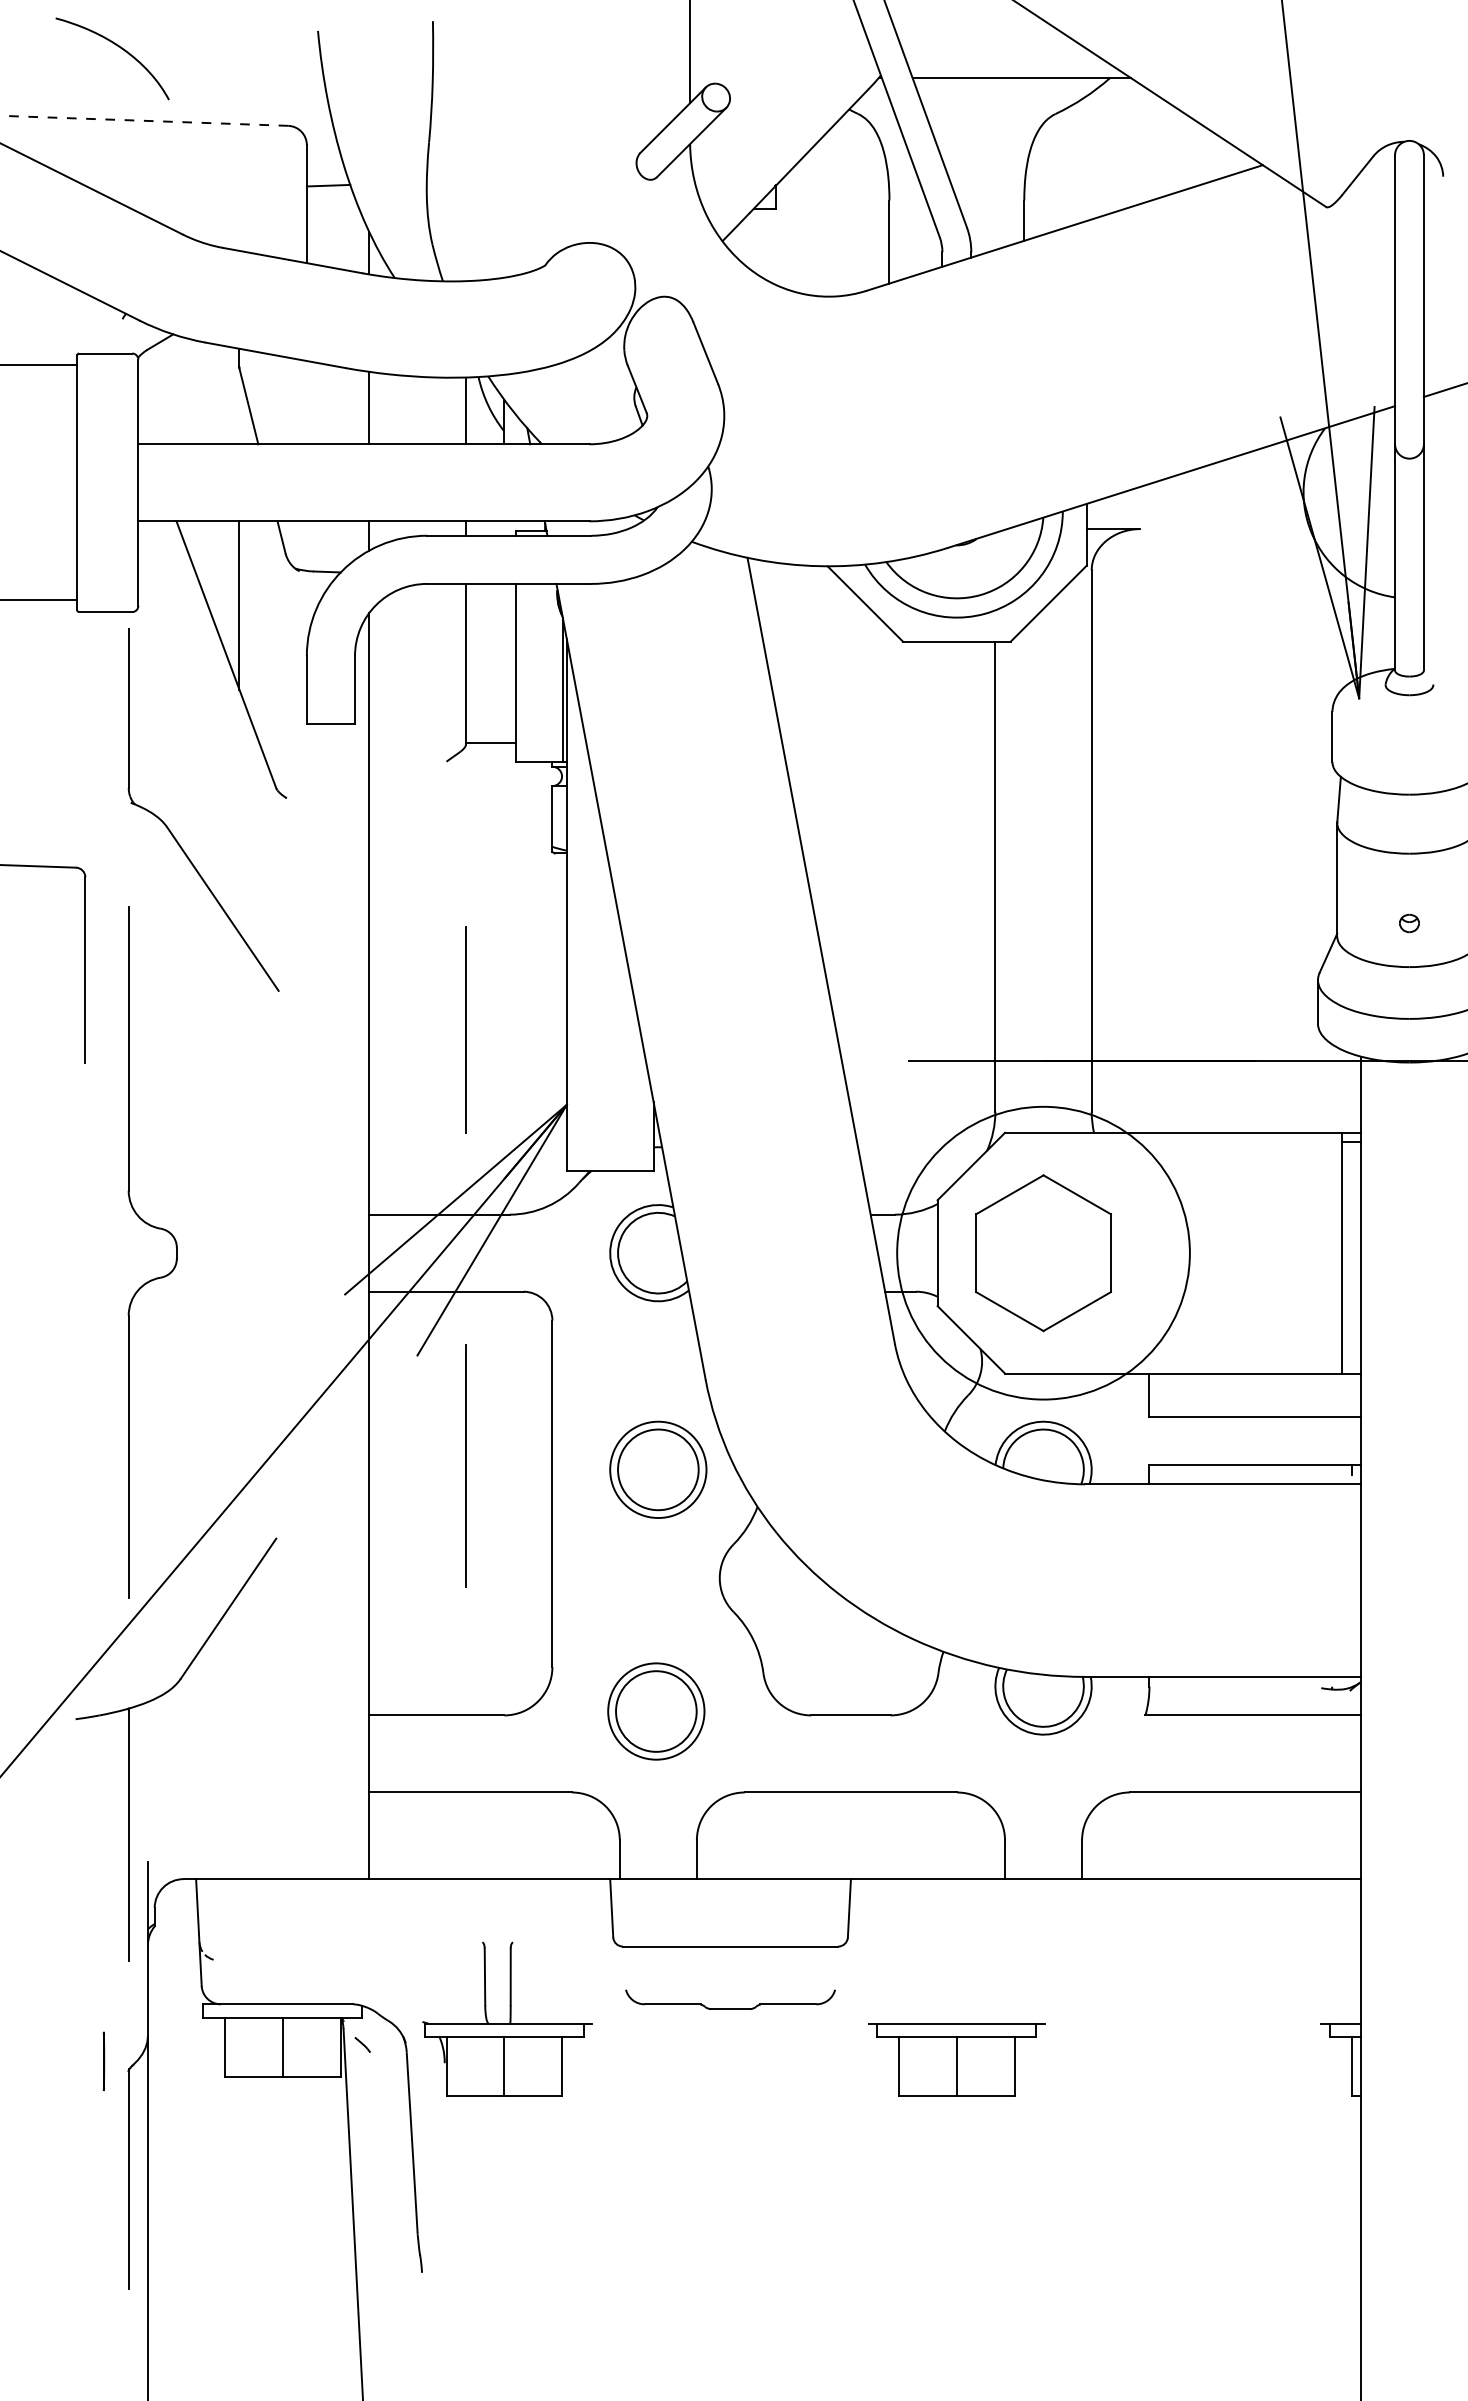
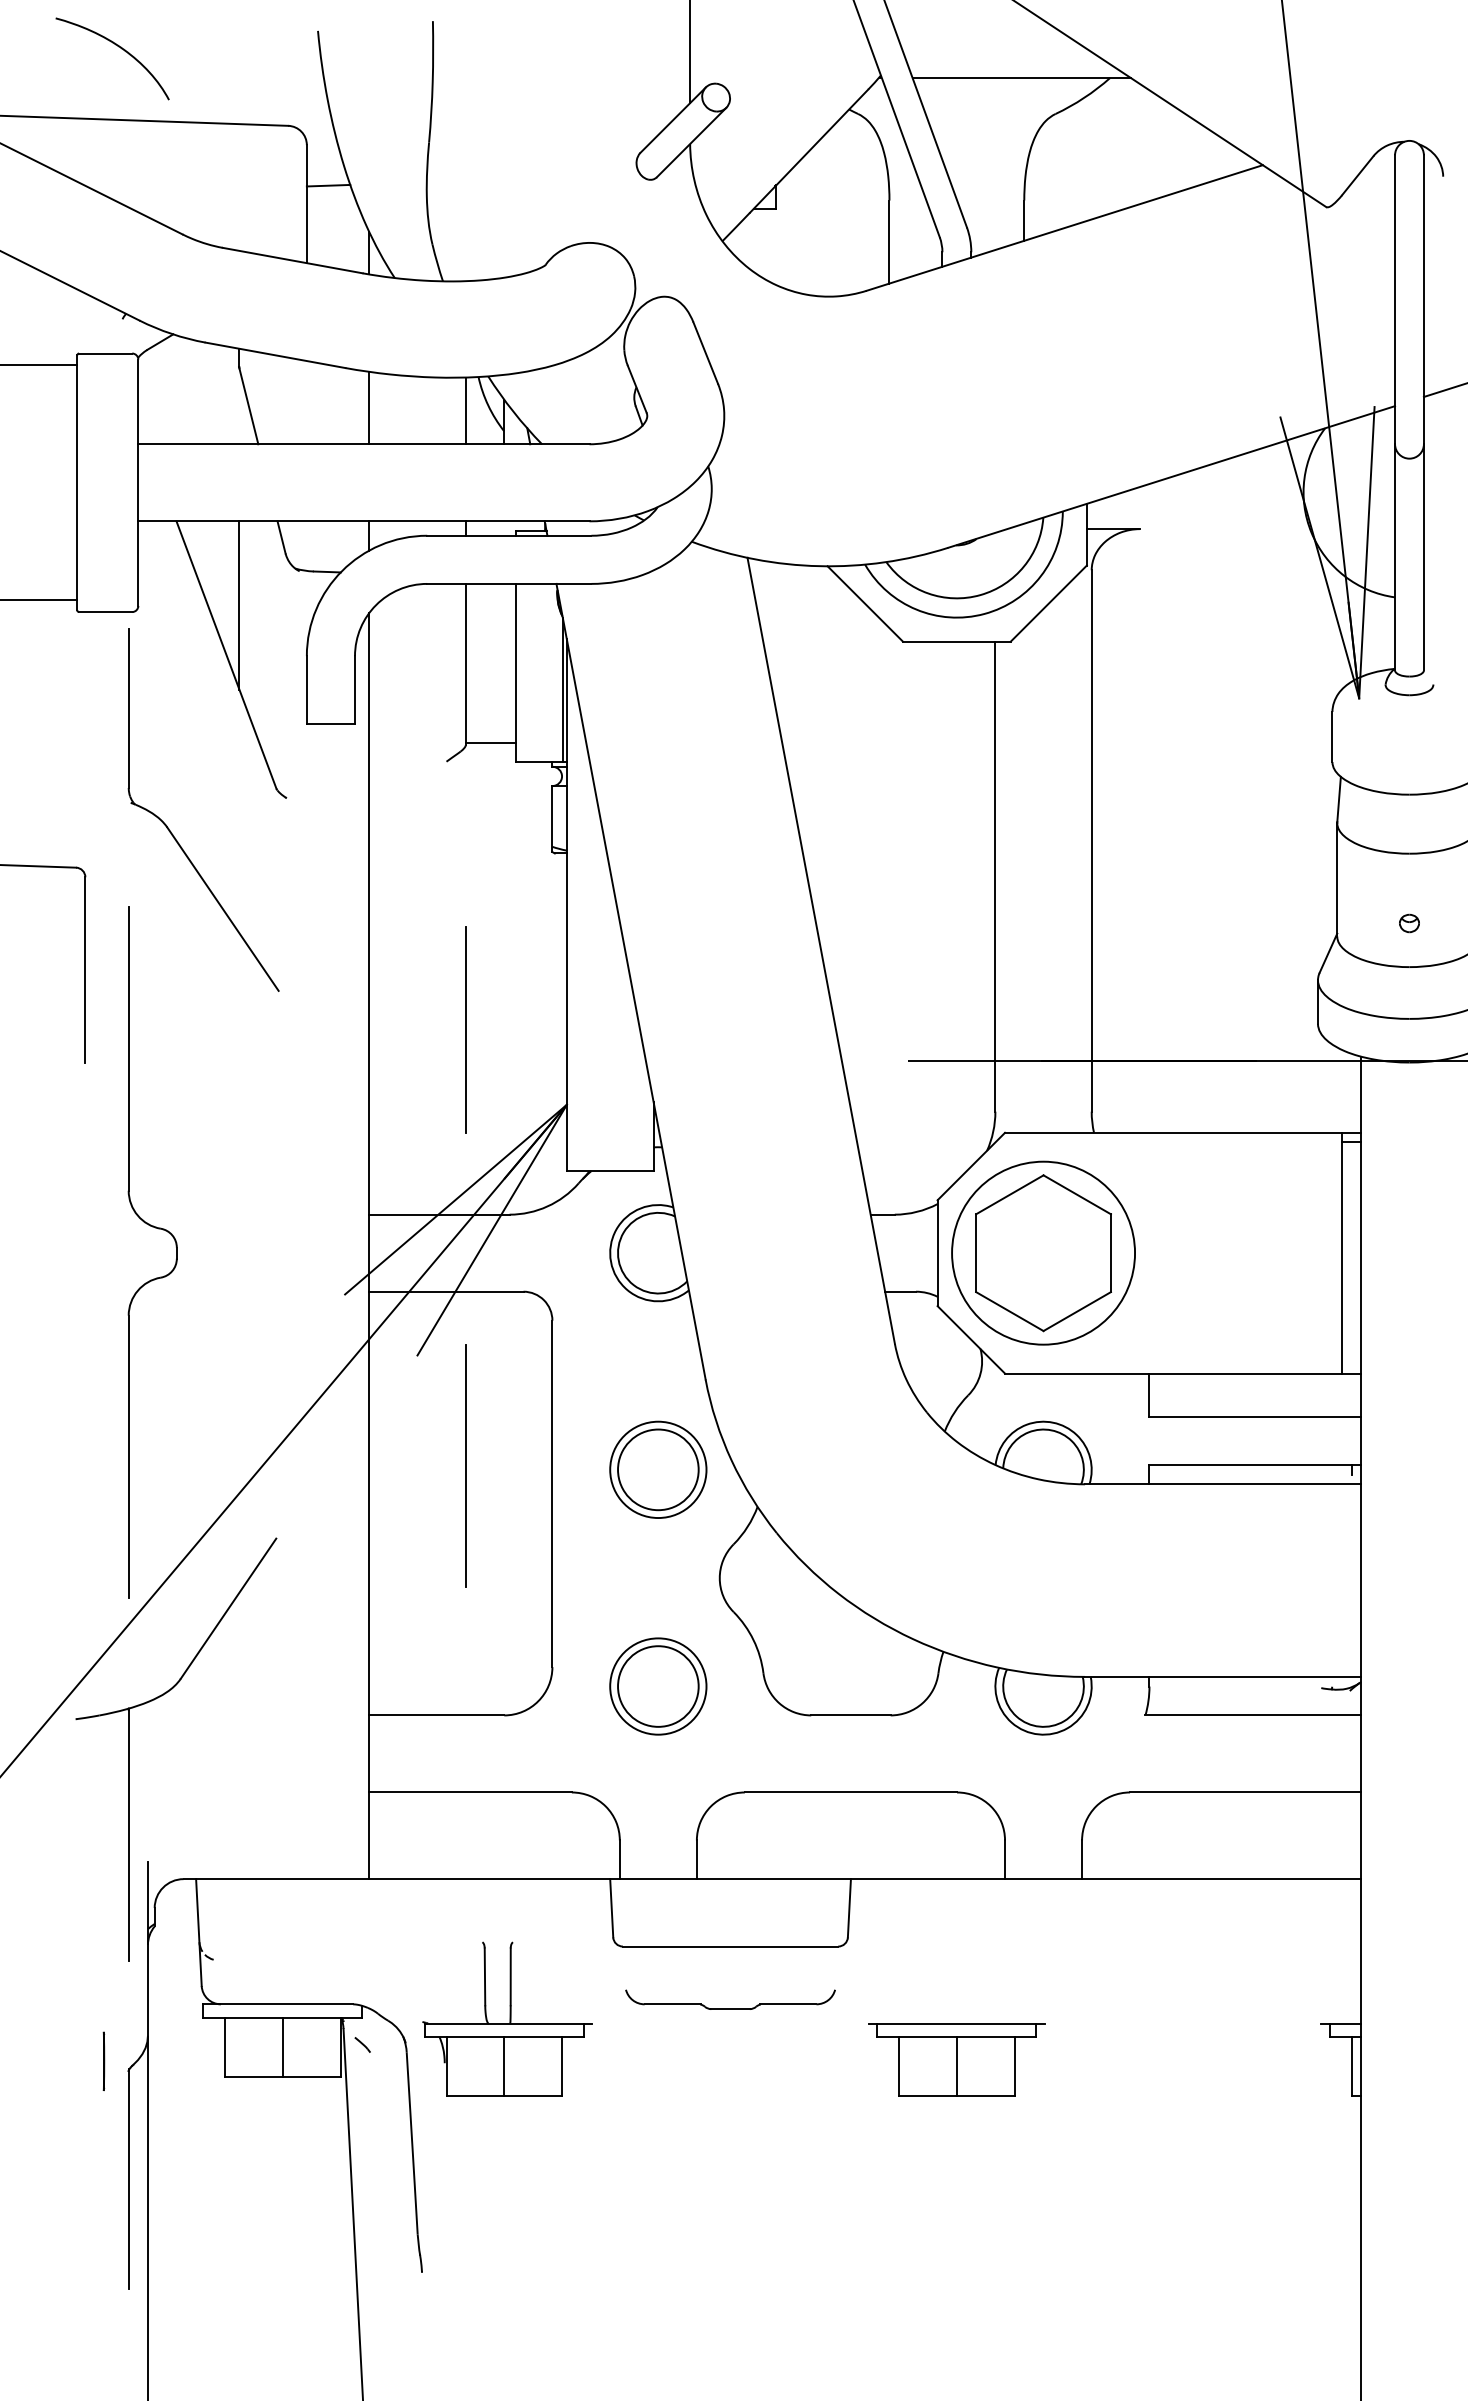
line: dashed -> solid (143, 120)
circle diameter: 293 px -> 183 px (1043, 1252)
part position: (656, 1711) -> (658, 1686) (658, 1686)
